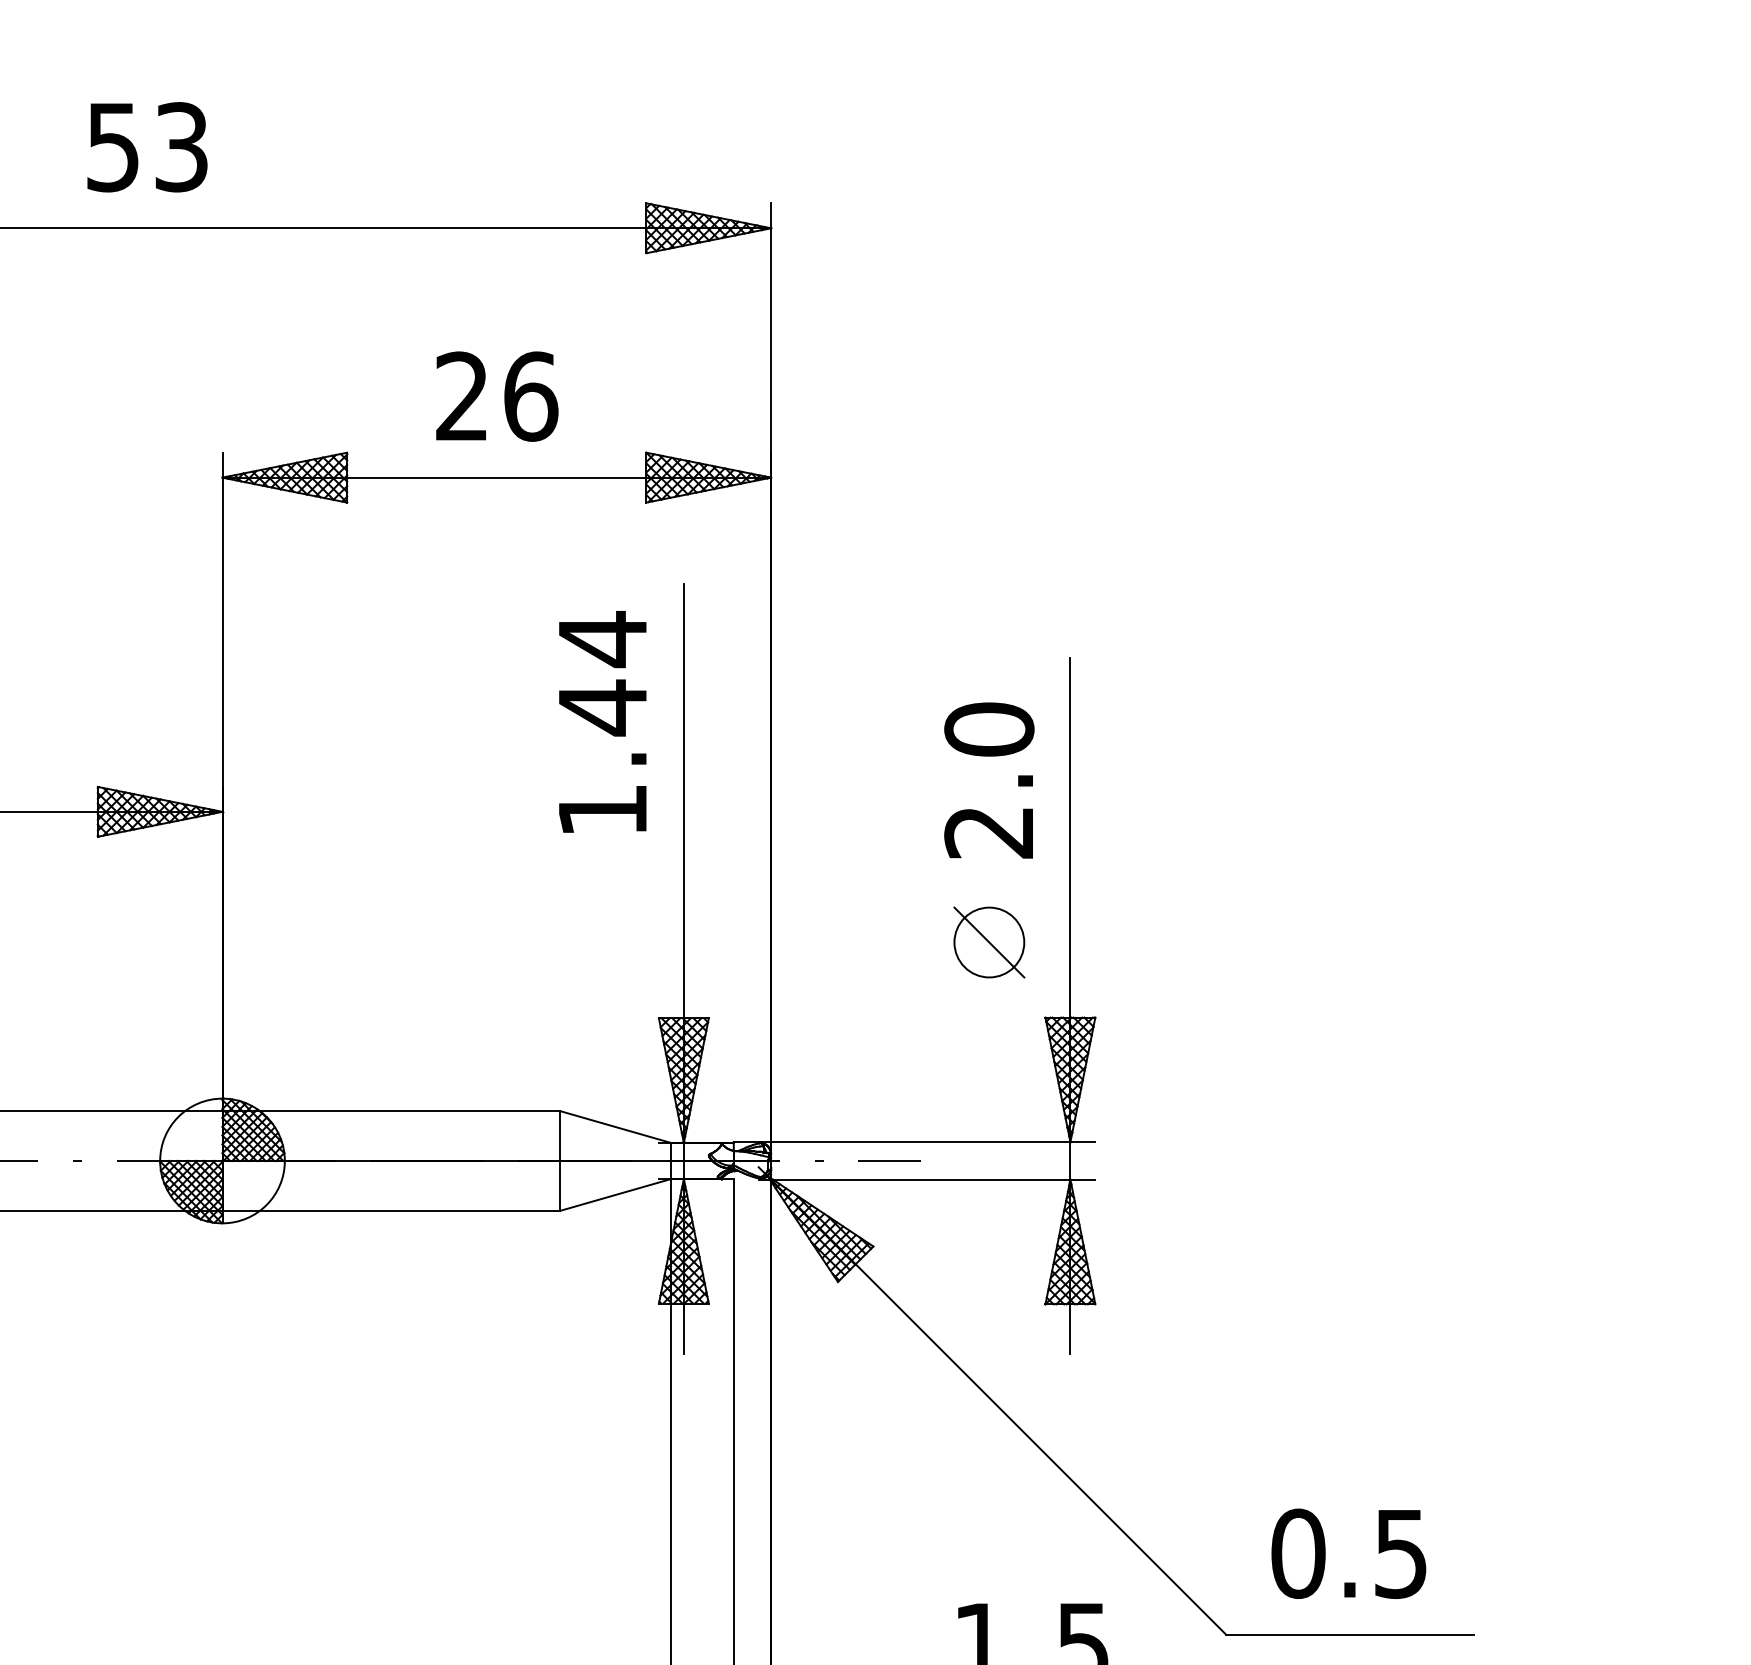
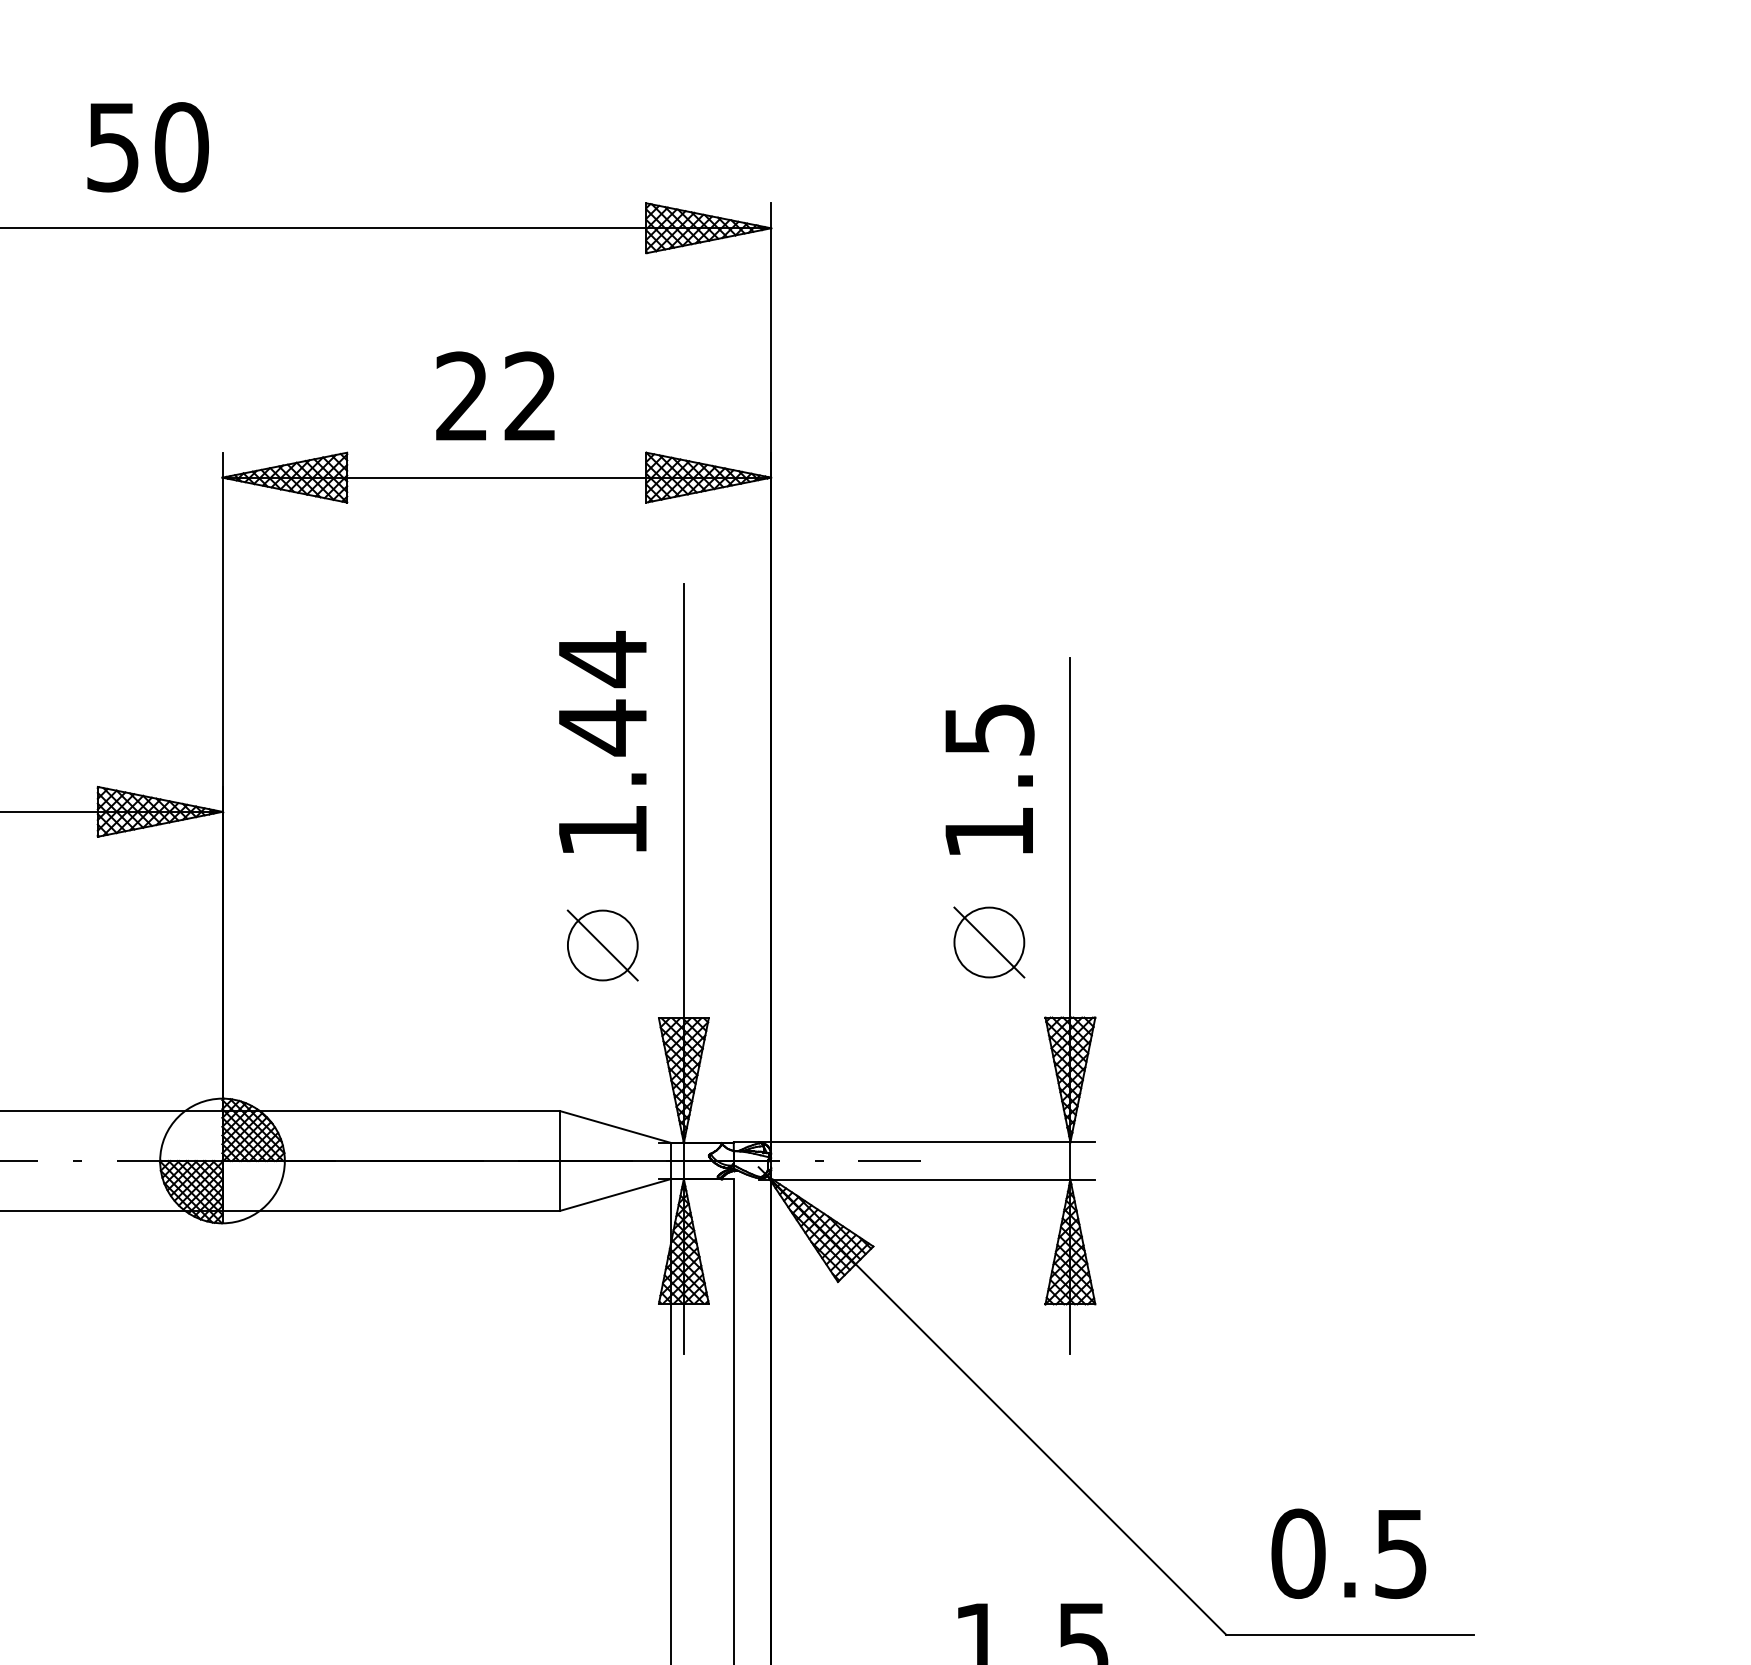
text: 53 -> 50 (181, 147)
text: 26 -> 22 (531, 396)
text position: (602, 721) -> (602, 741) (602, 741)
text: 2.0 -> 1.5 (989, 780)
part: none -> present (602, 945)
